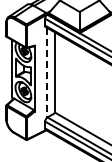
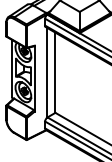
line: dashed -> solid (47, 72)
